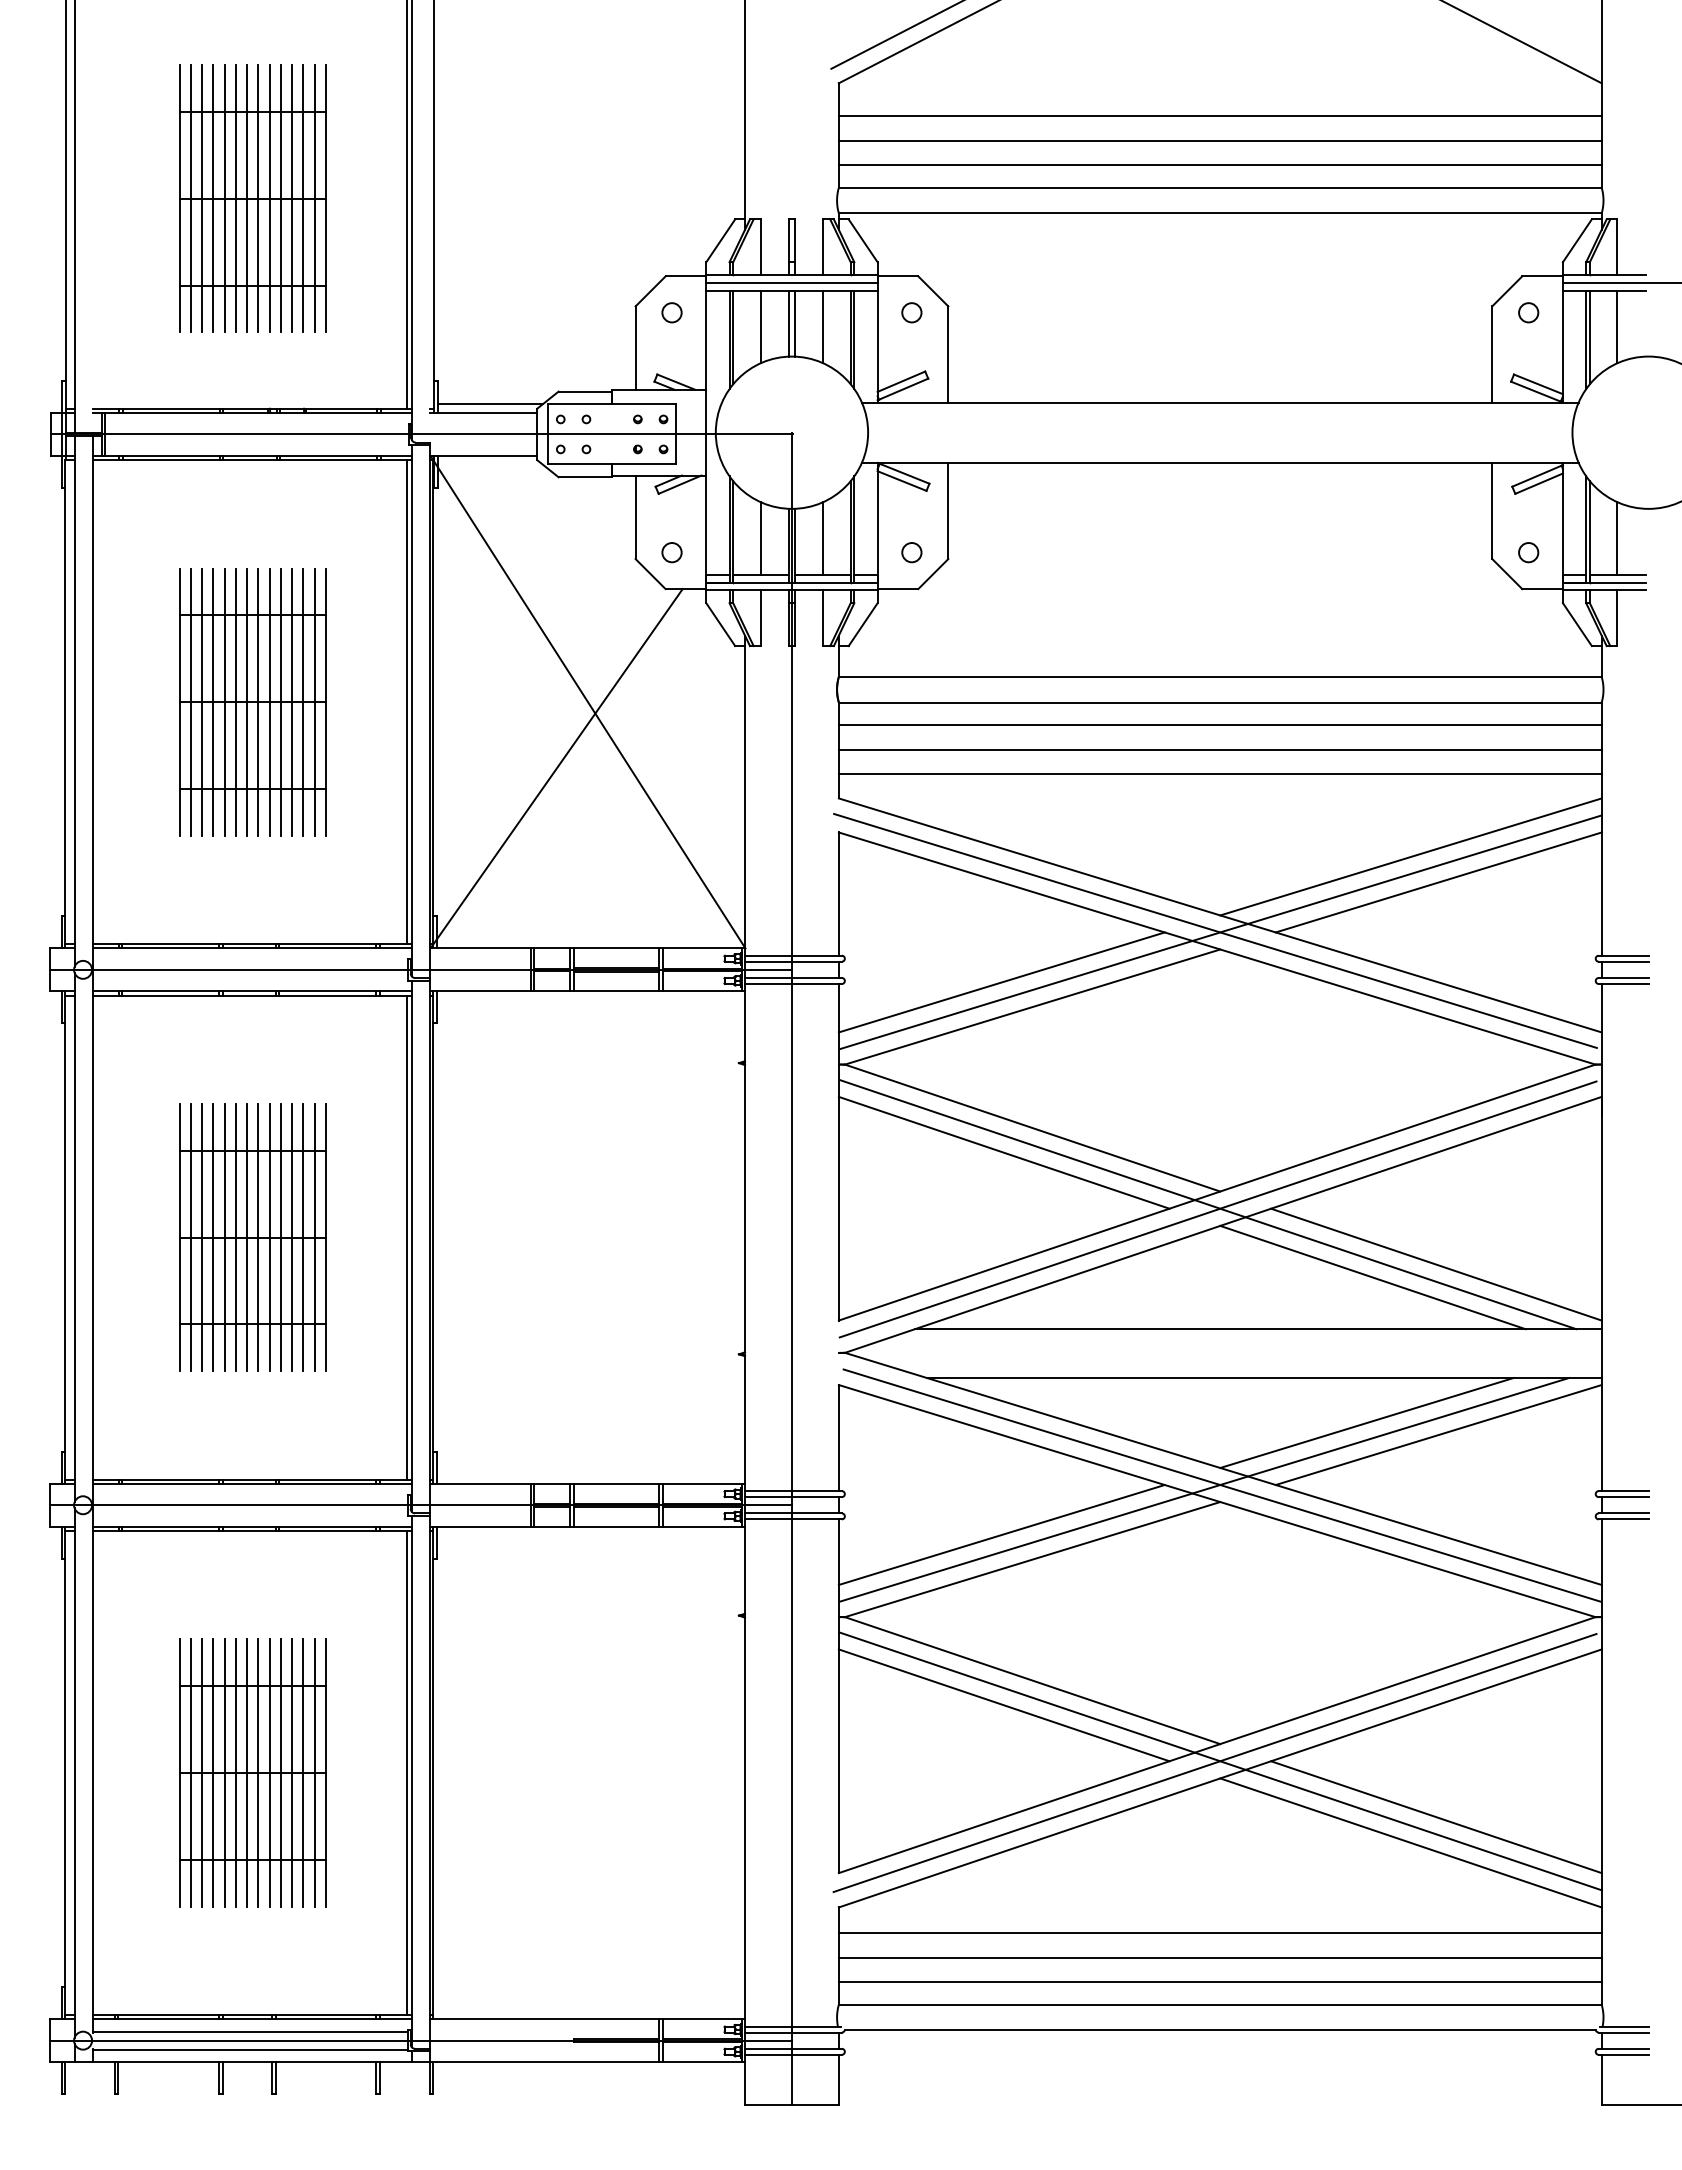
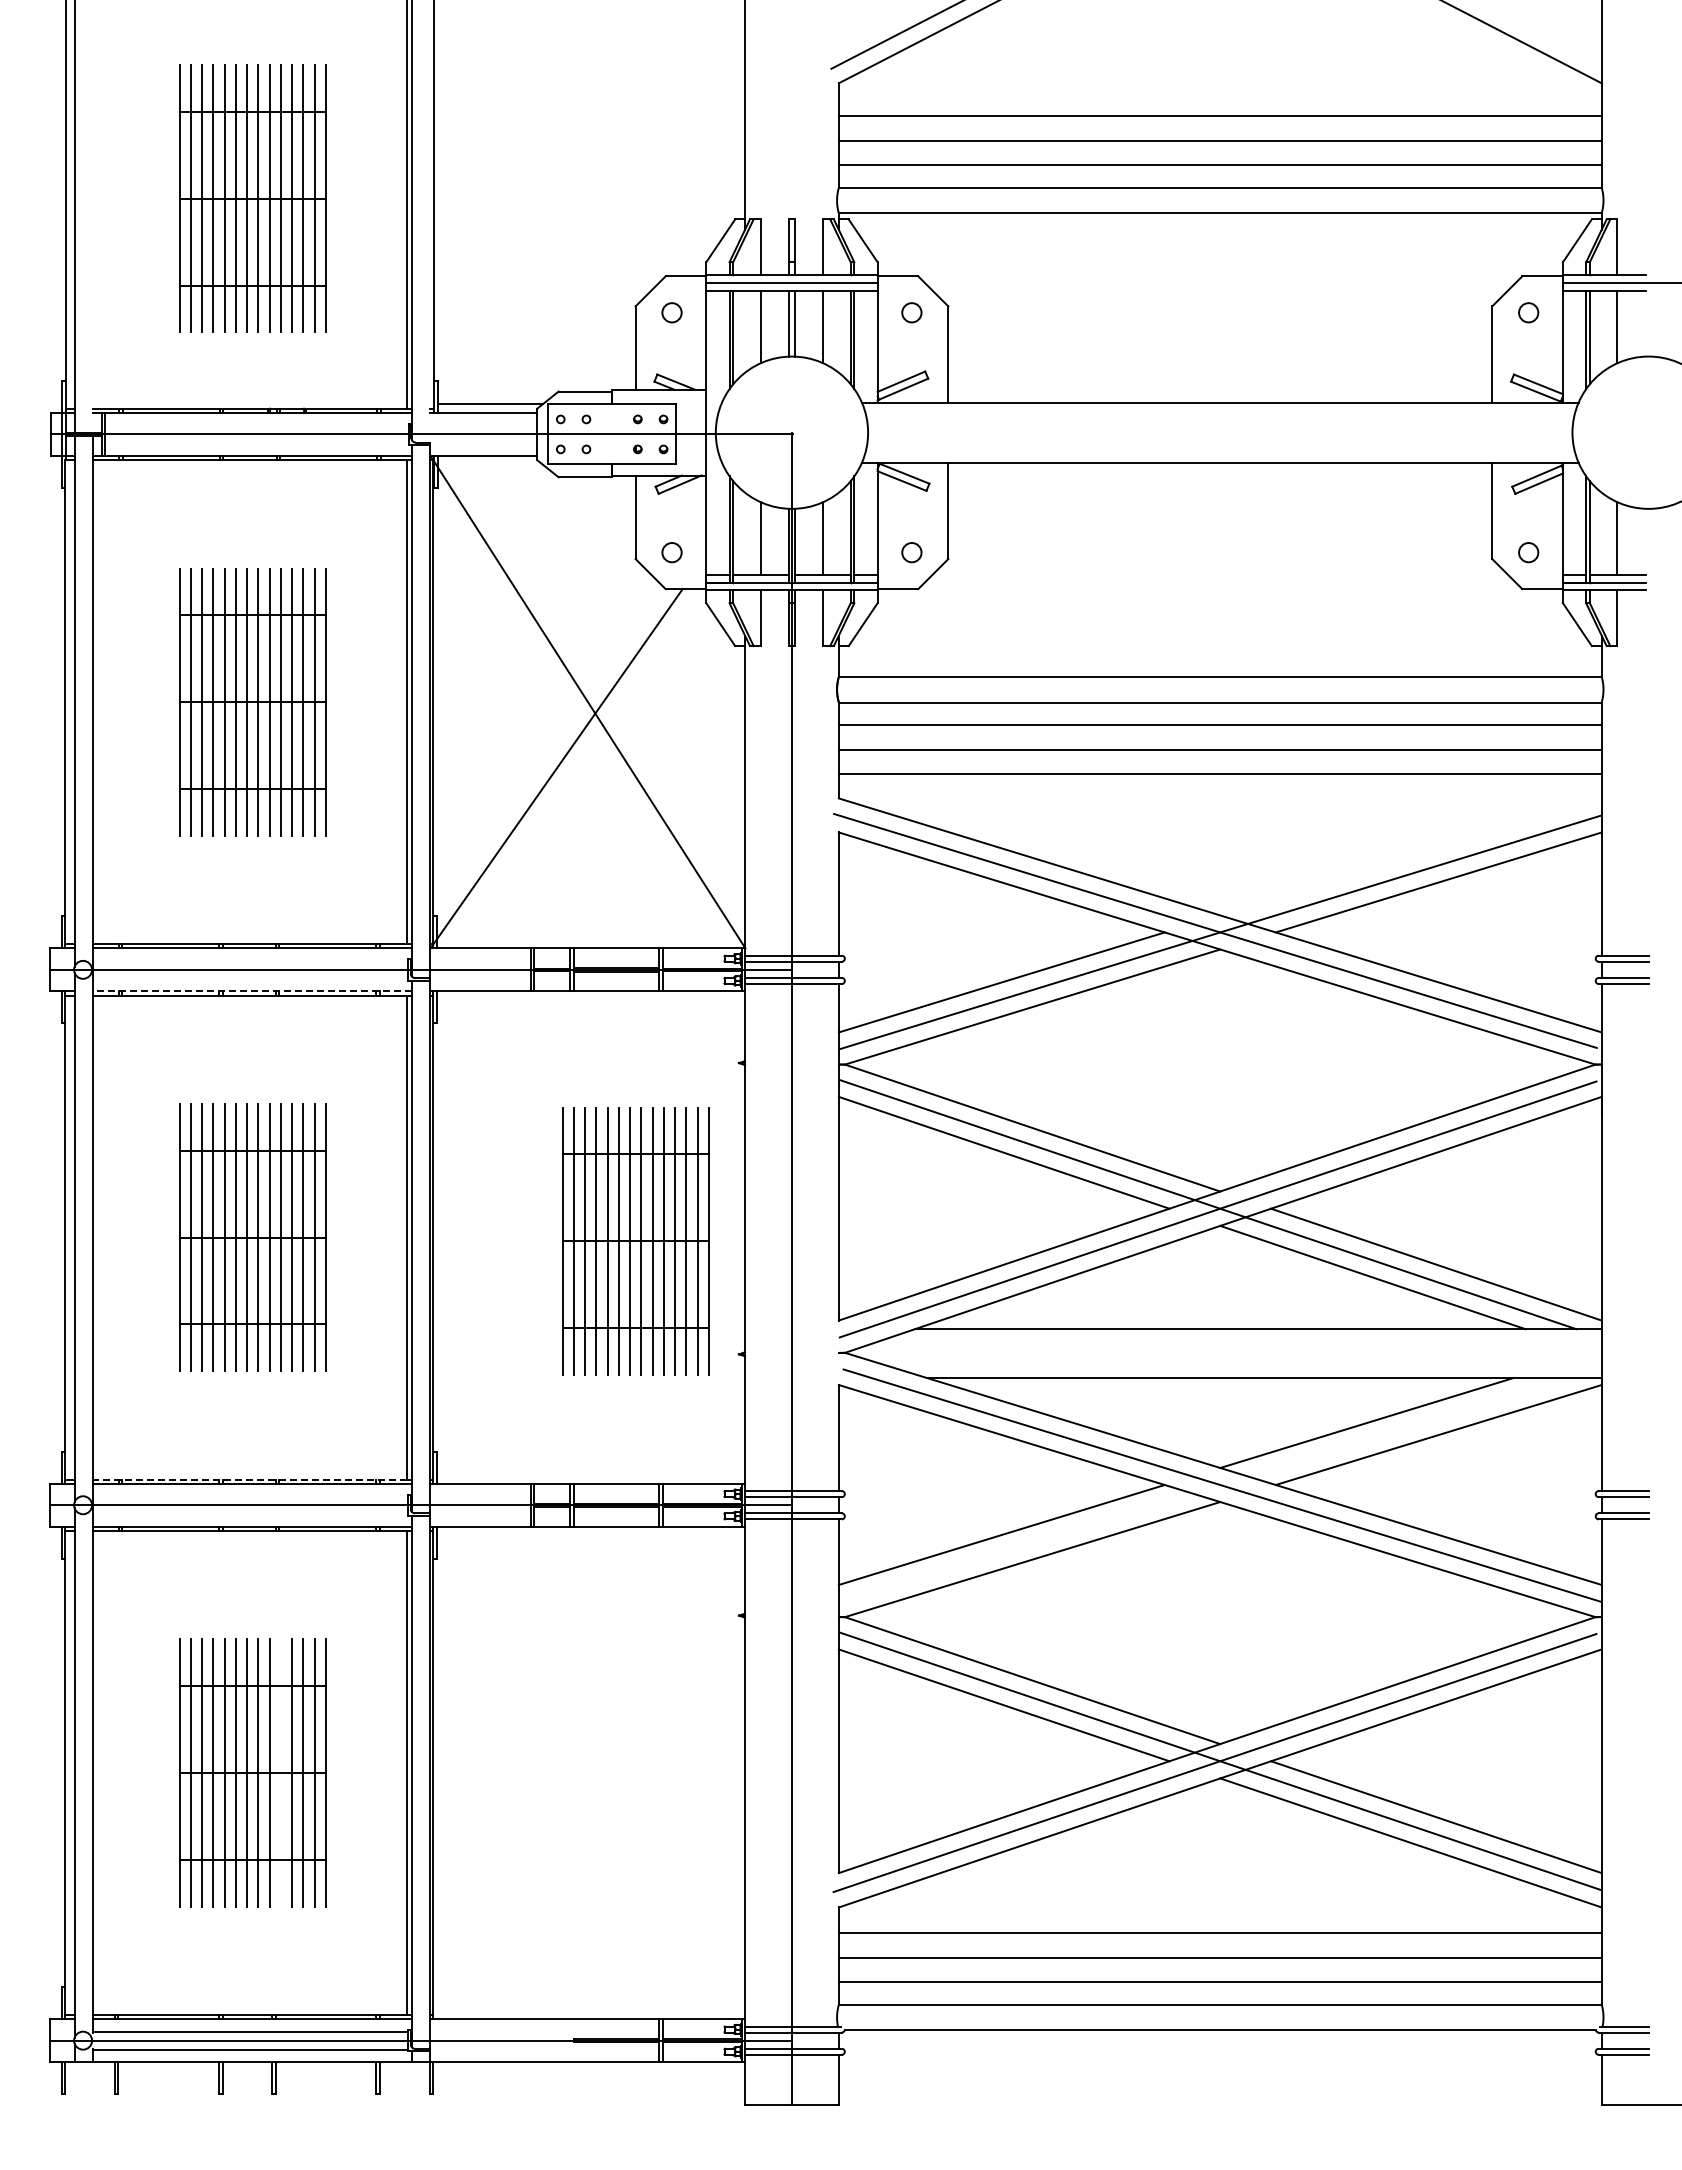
line: present -> none (1410, 856)
line: solid -> dashed (251, 991)
part: none -> present (635, 1241)
line: solid -> dashed (249, 1479)
line: present -> none (1204, 1489)
line: present -> none (280, 1772)
